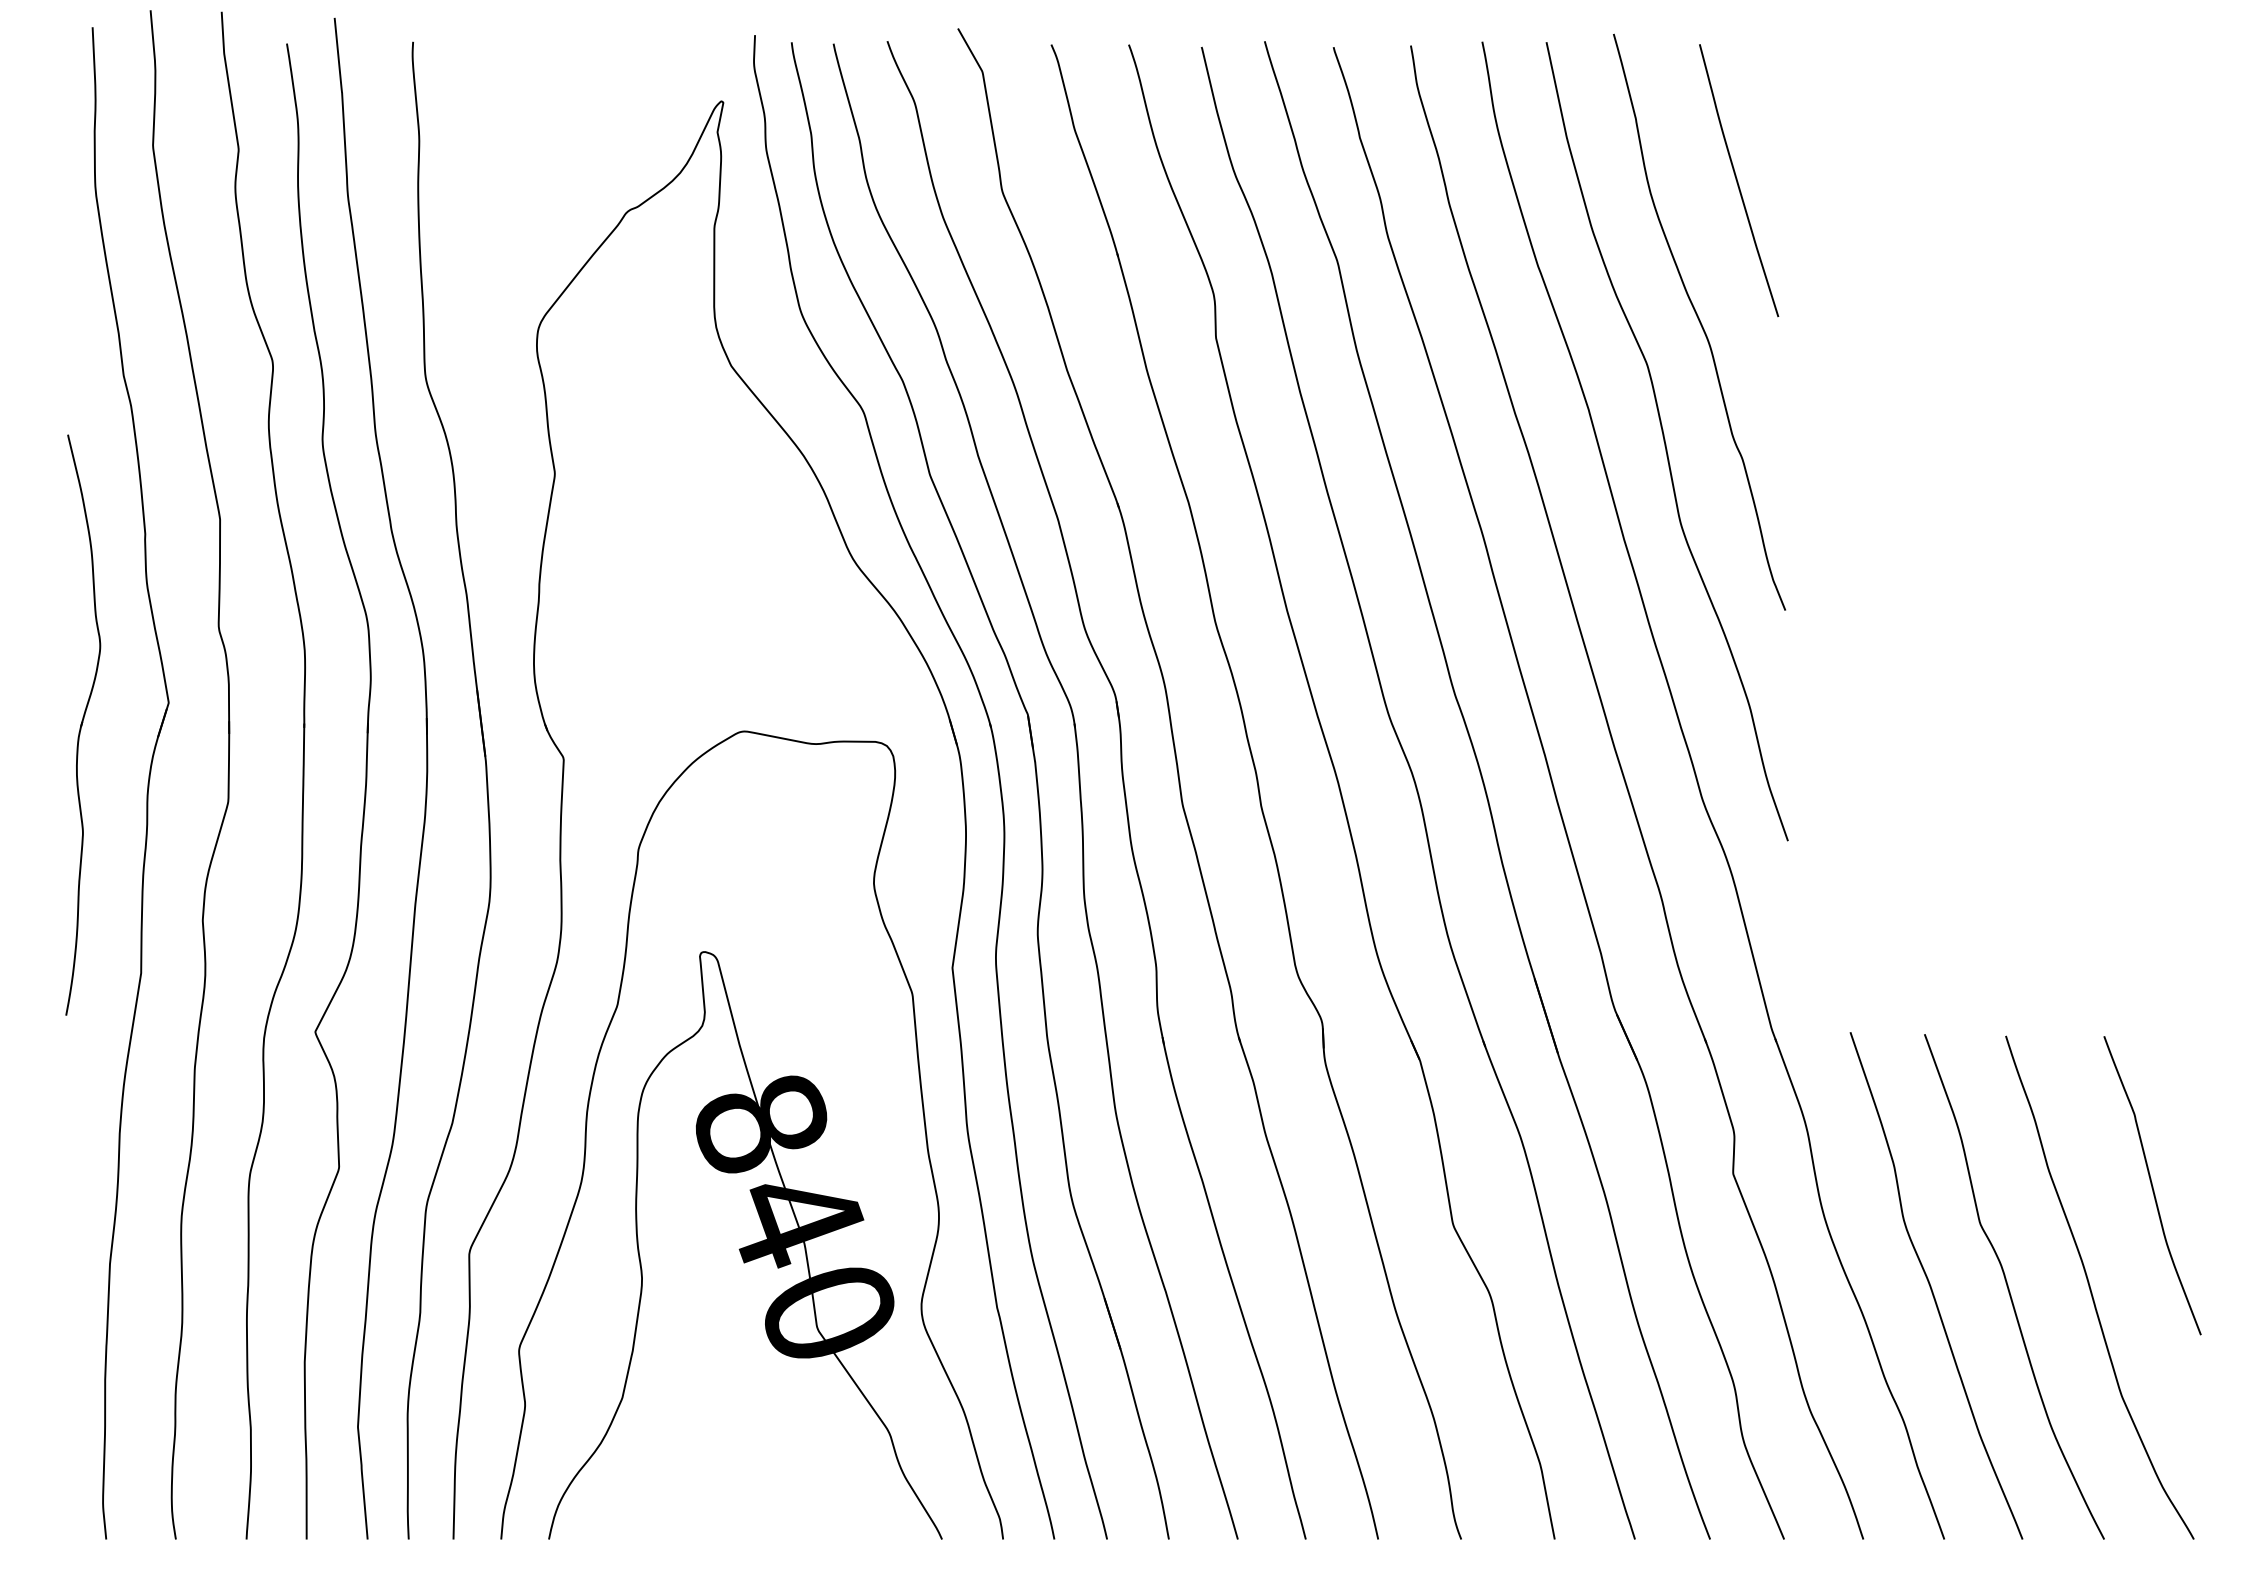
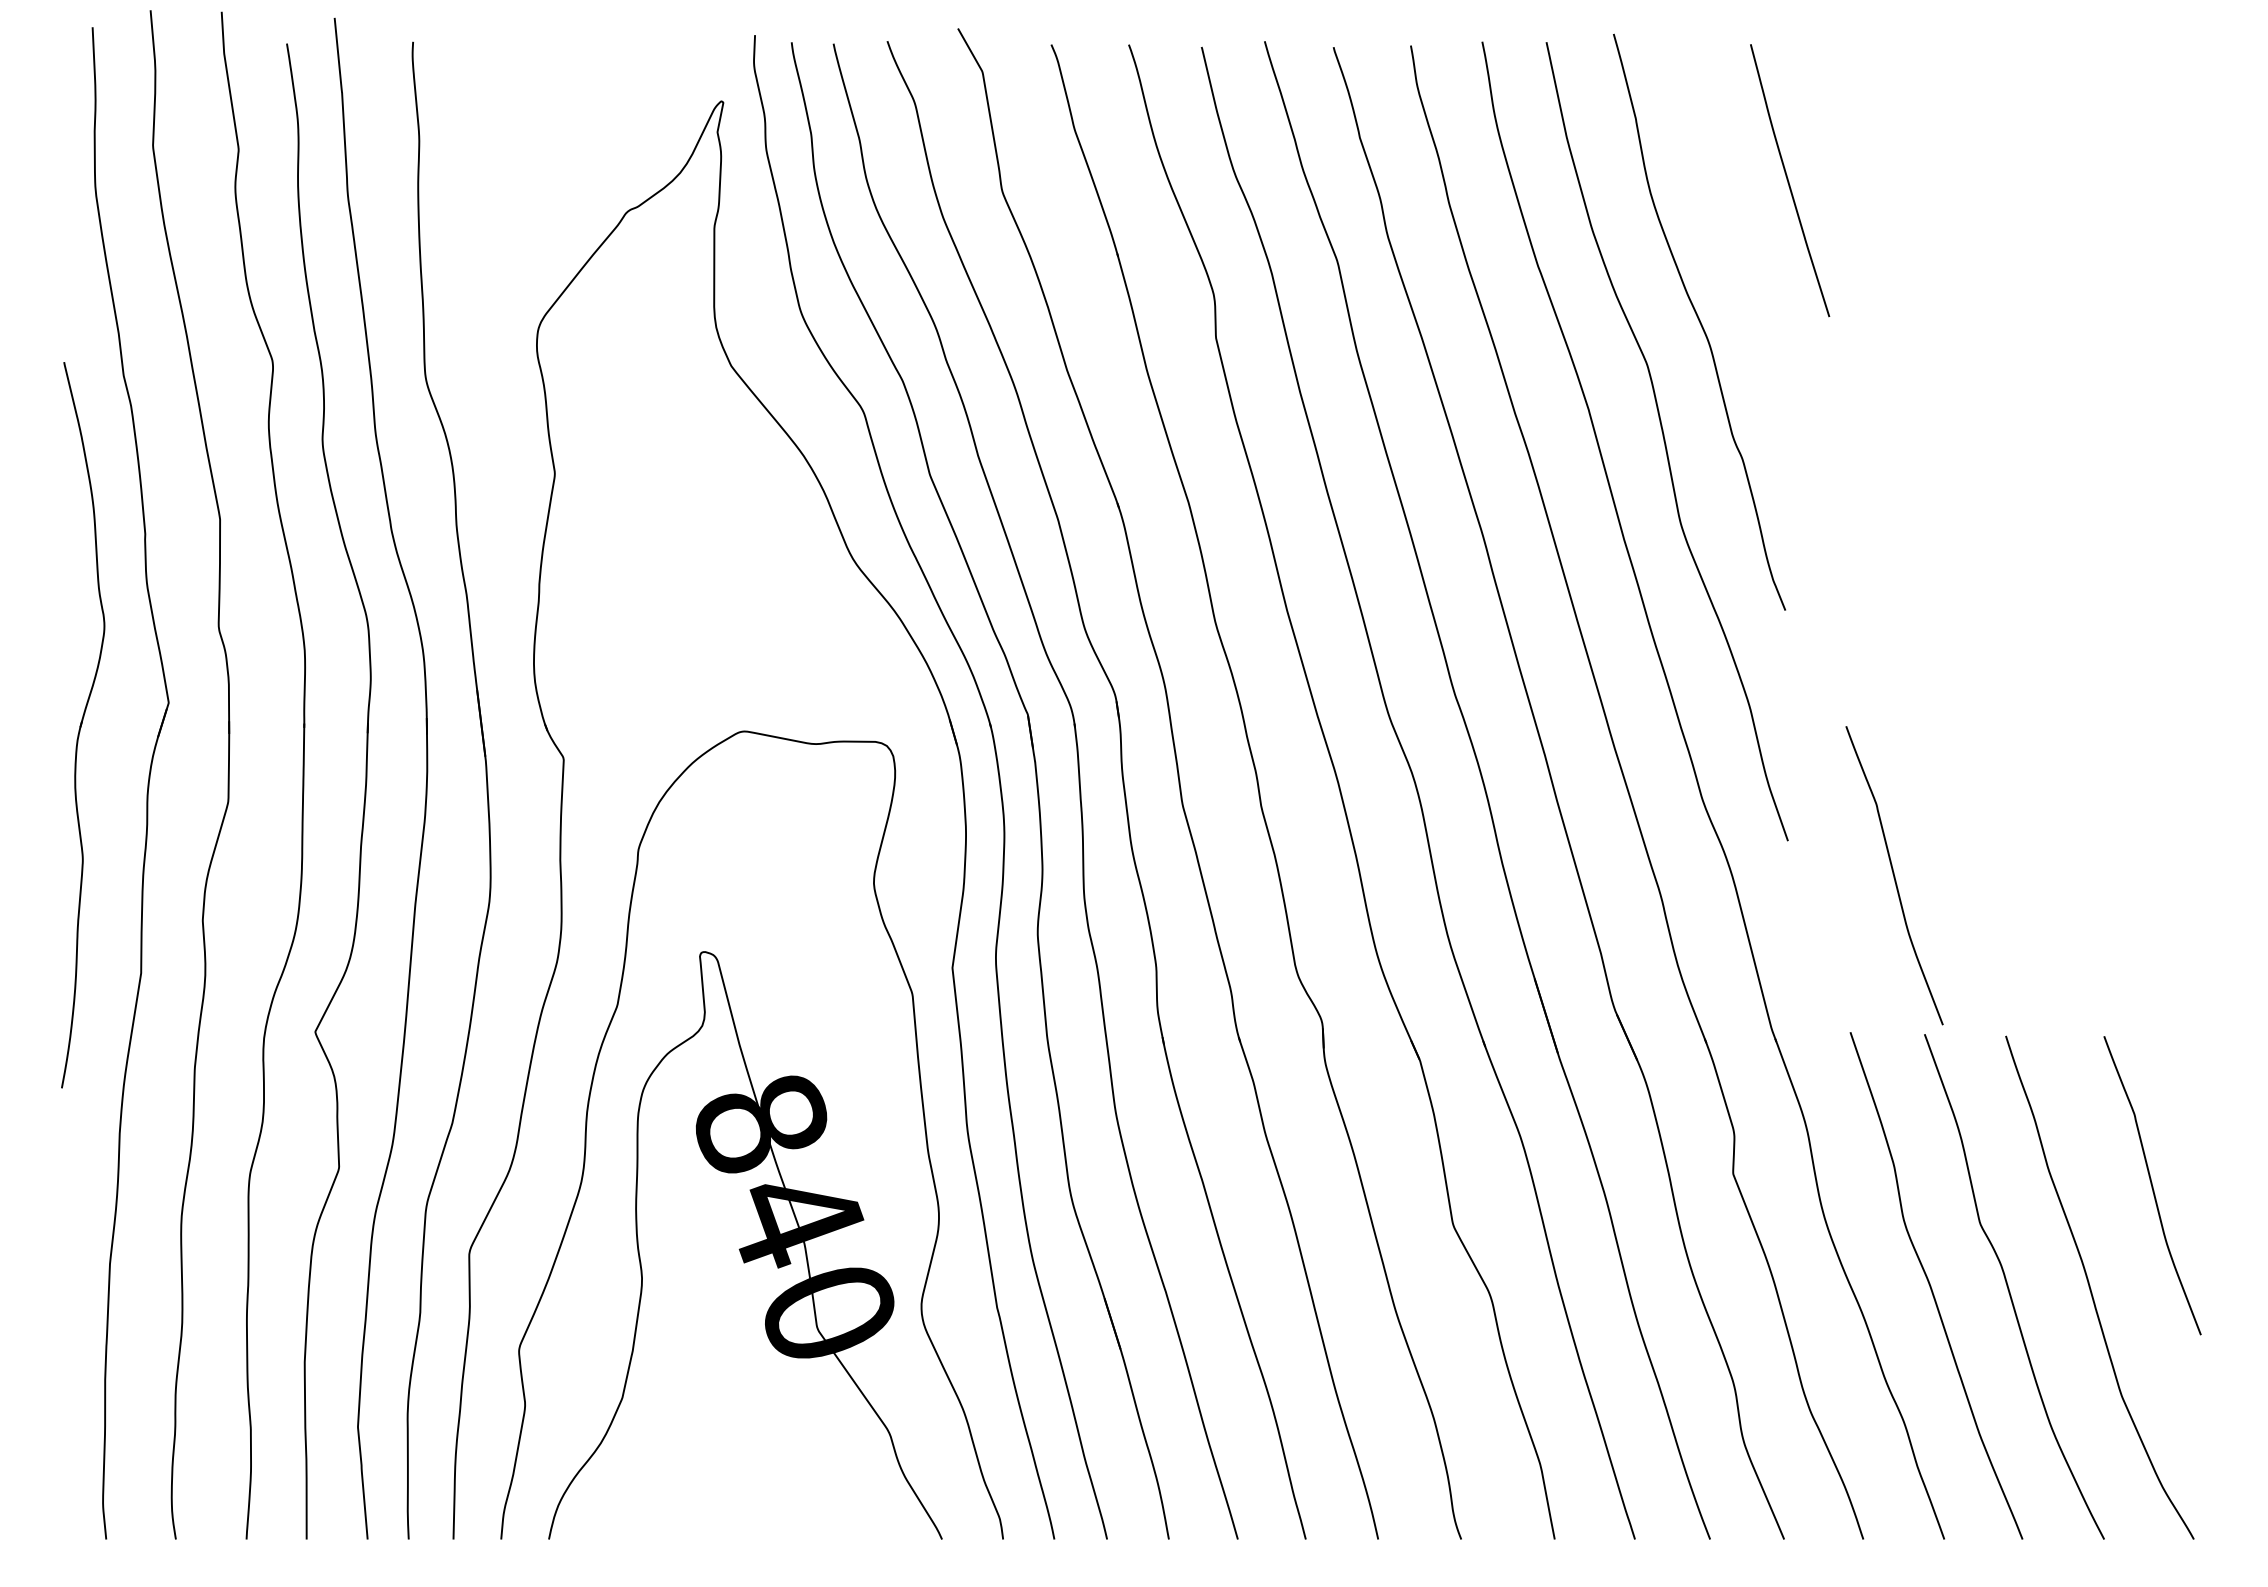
curve position: (1738, 181) -> (1789, 181) (1789, 181)
part size: 37x582 px -> 45x727 px (83, 725)
curve: none -> present (1894, 875)
